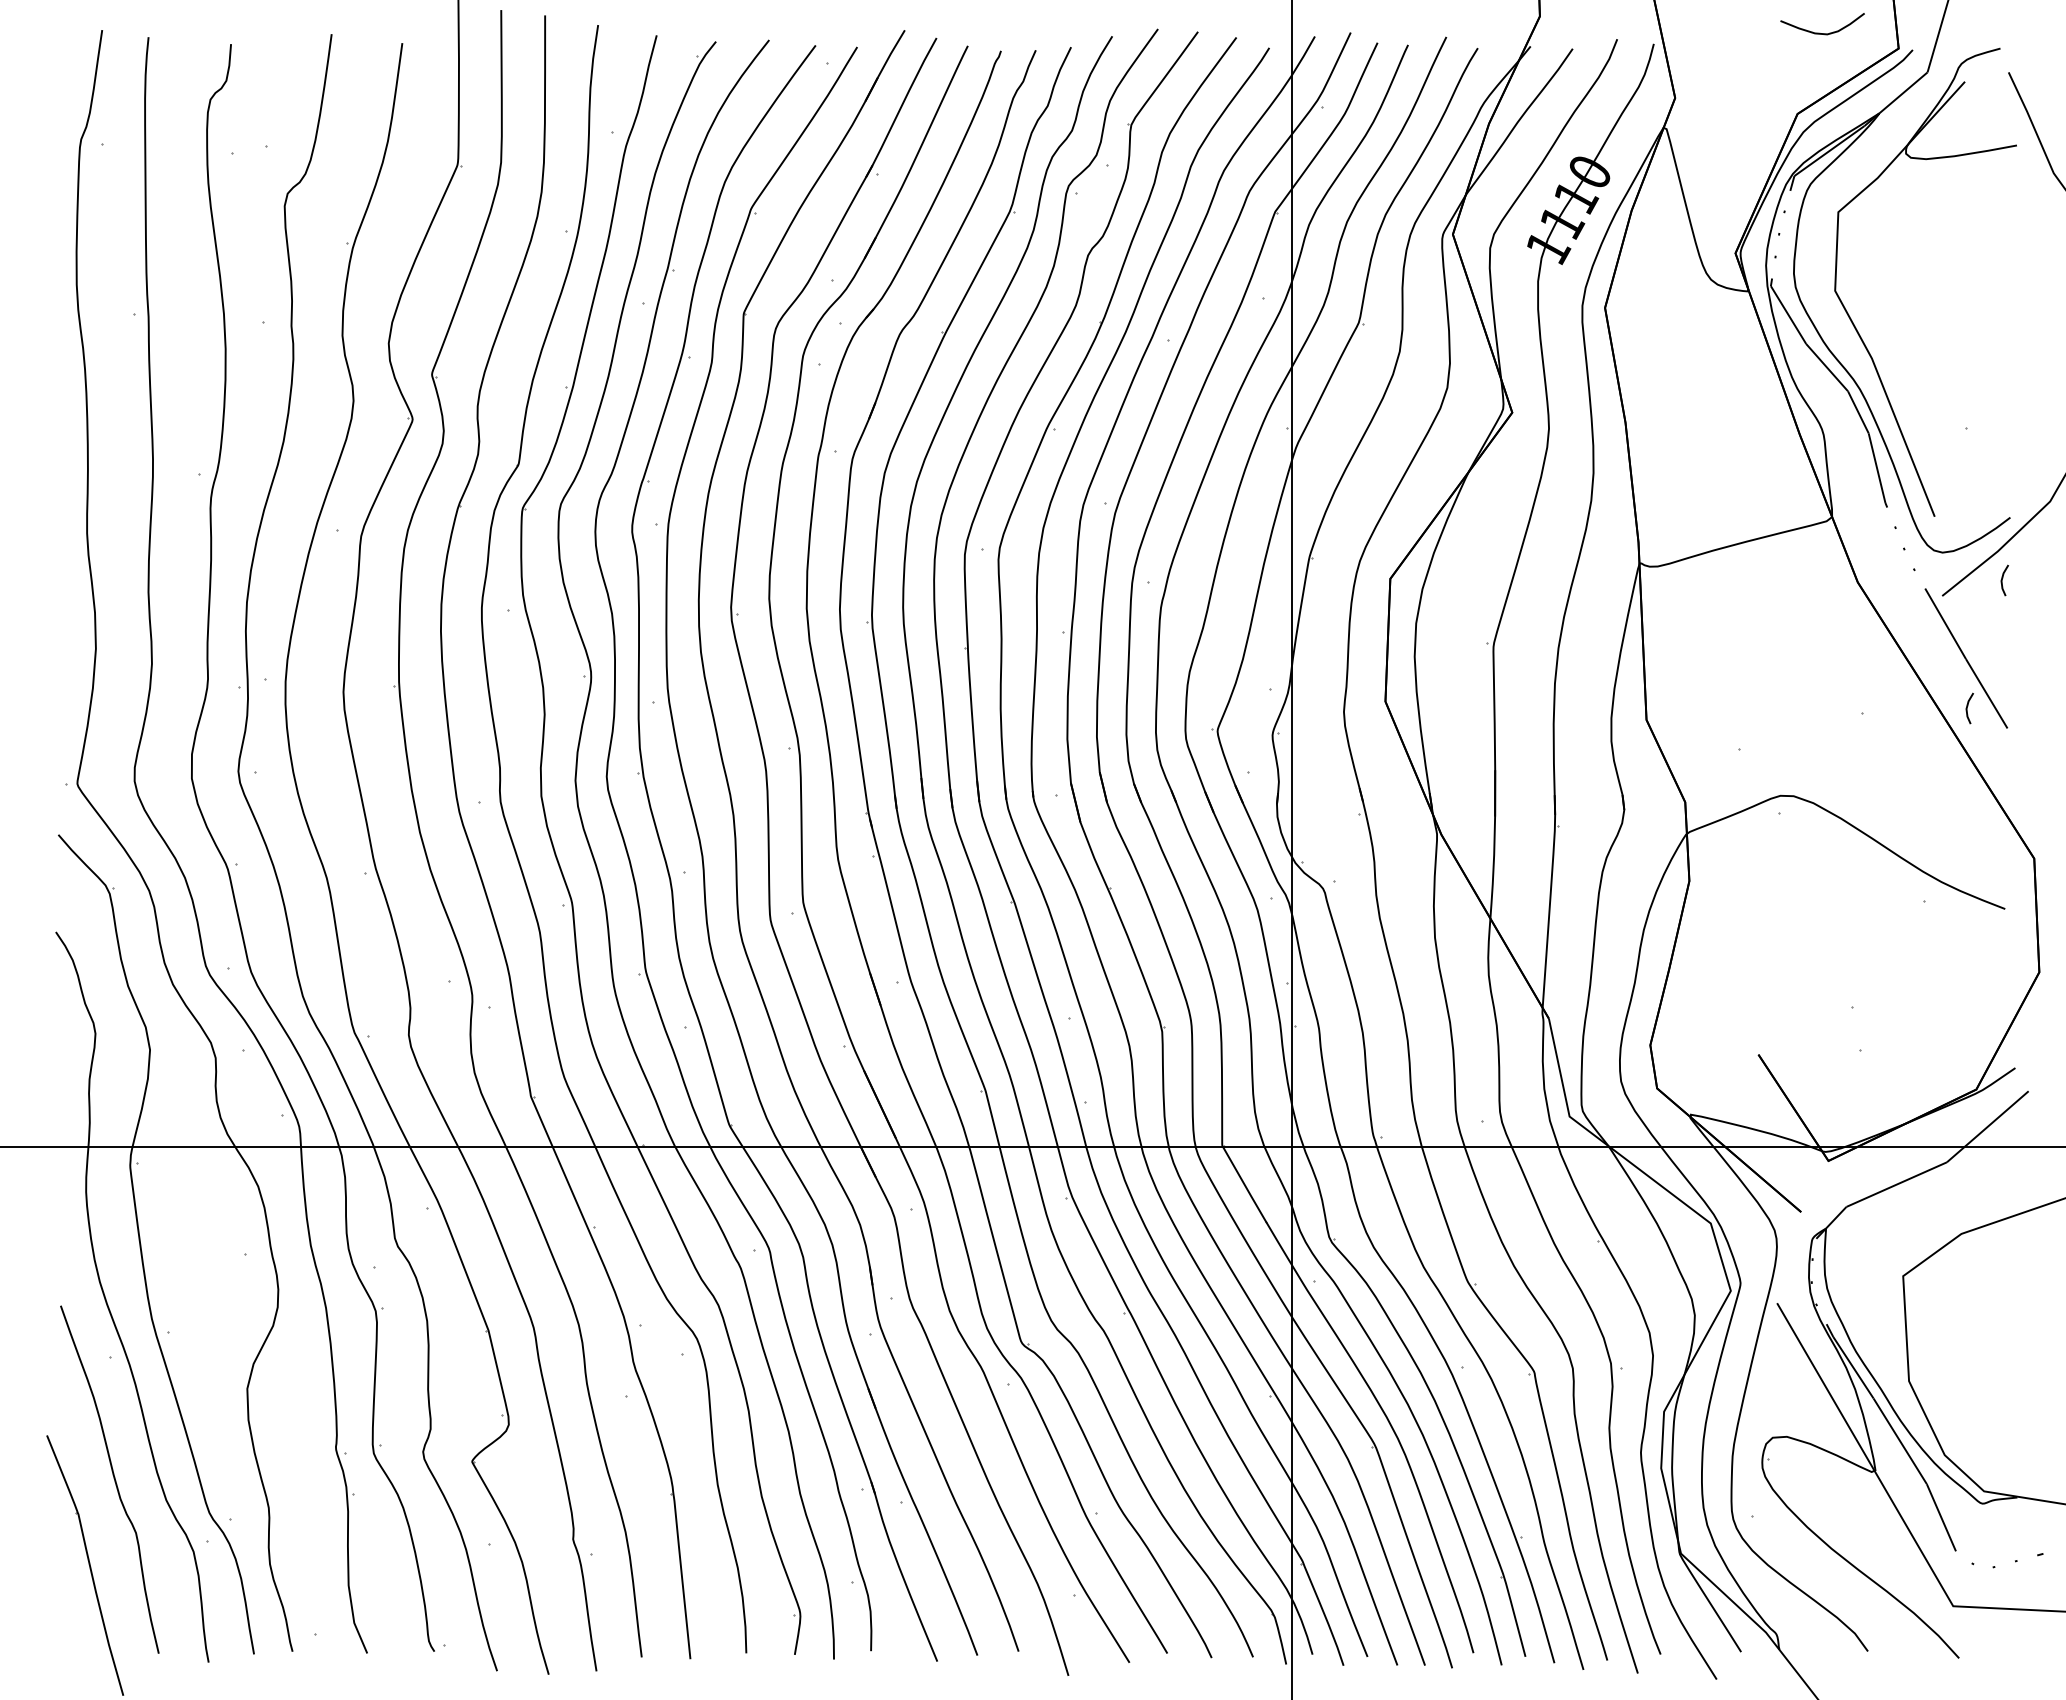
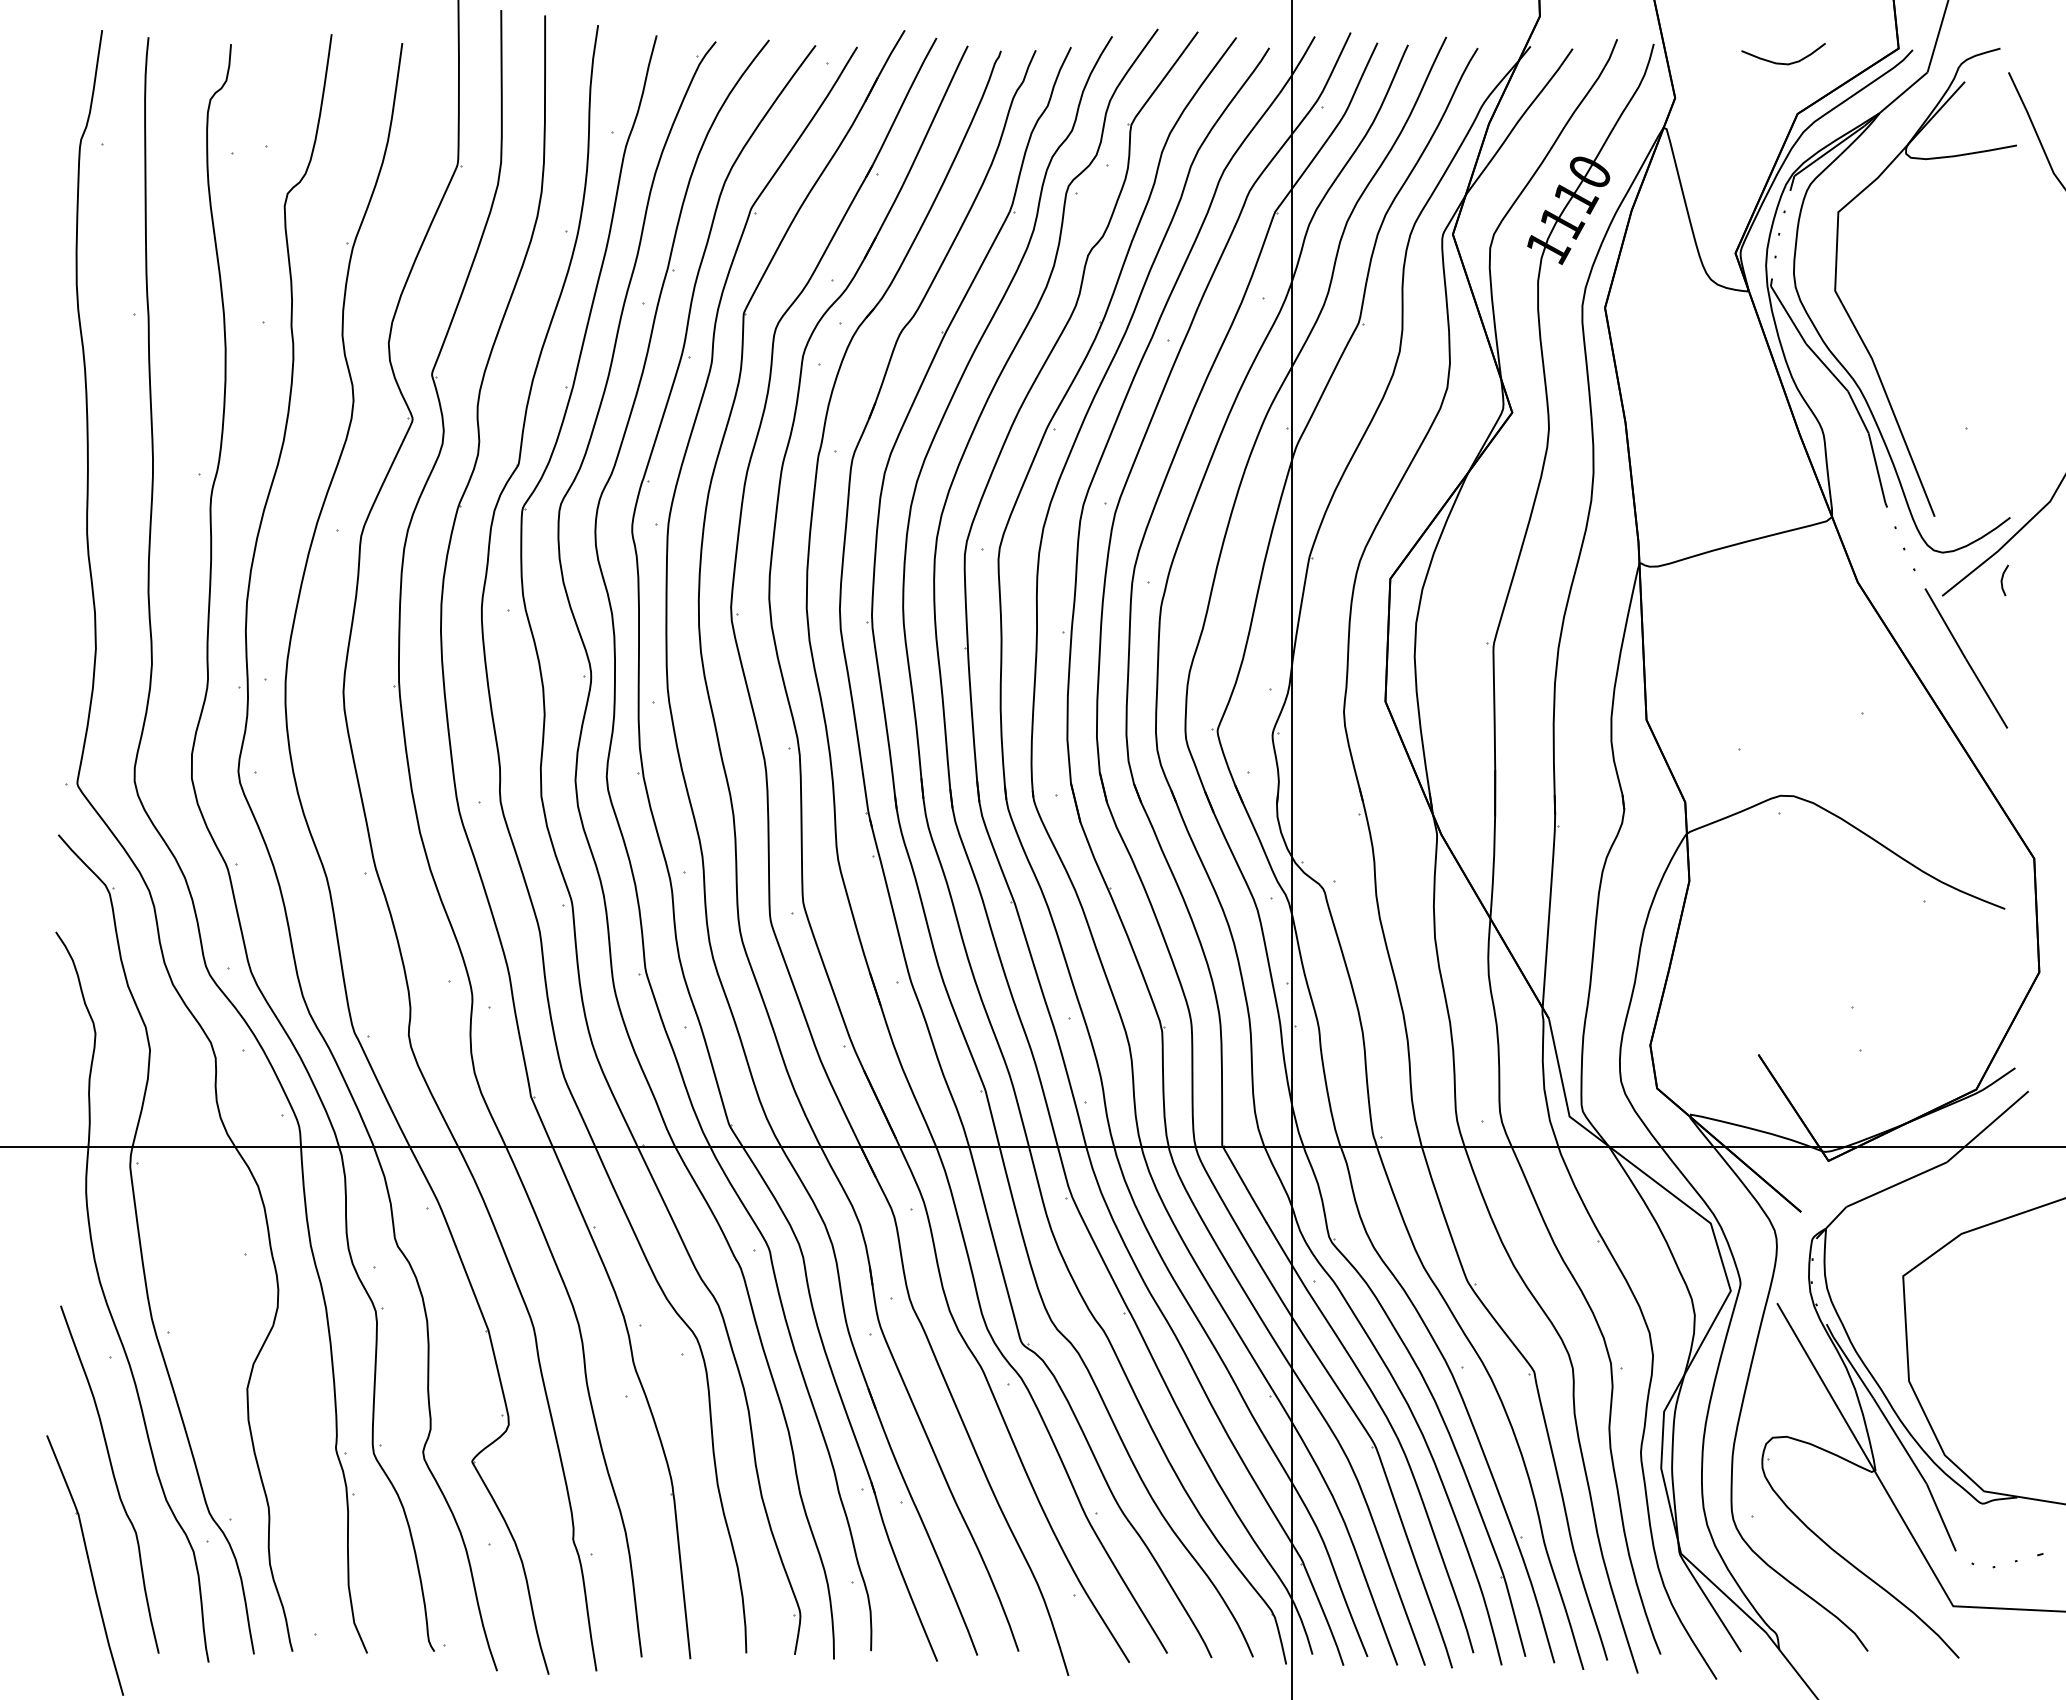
curve position: (1819, 32) -> (1780, 62) (1780, 62)
line: present -> none (1967, 708)
